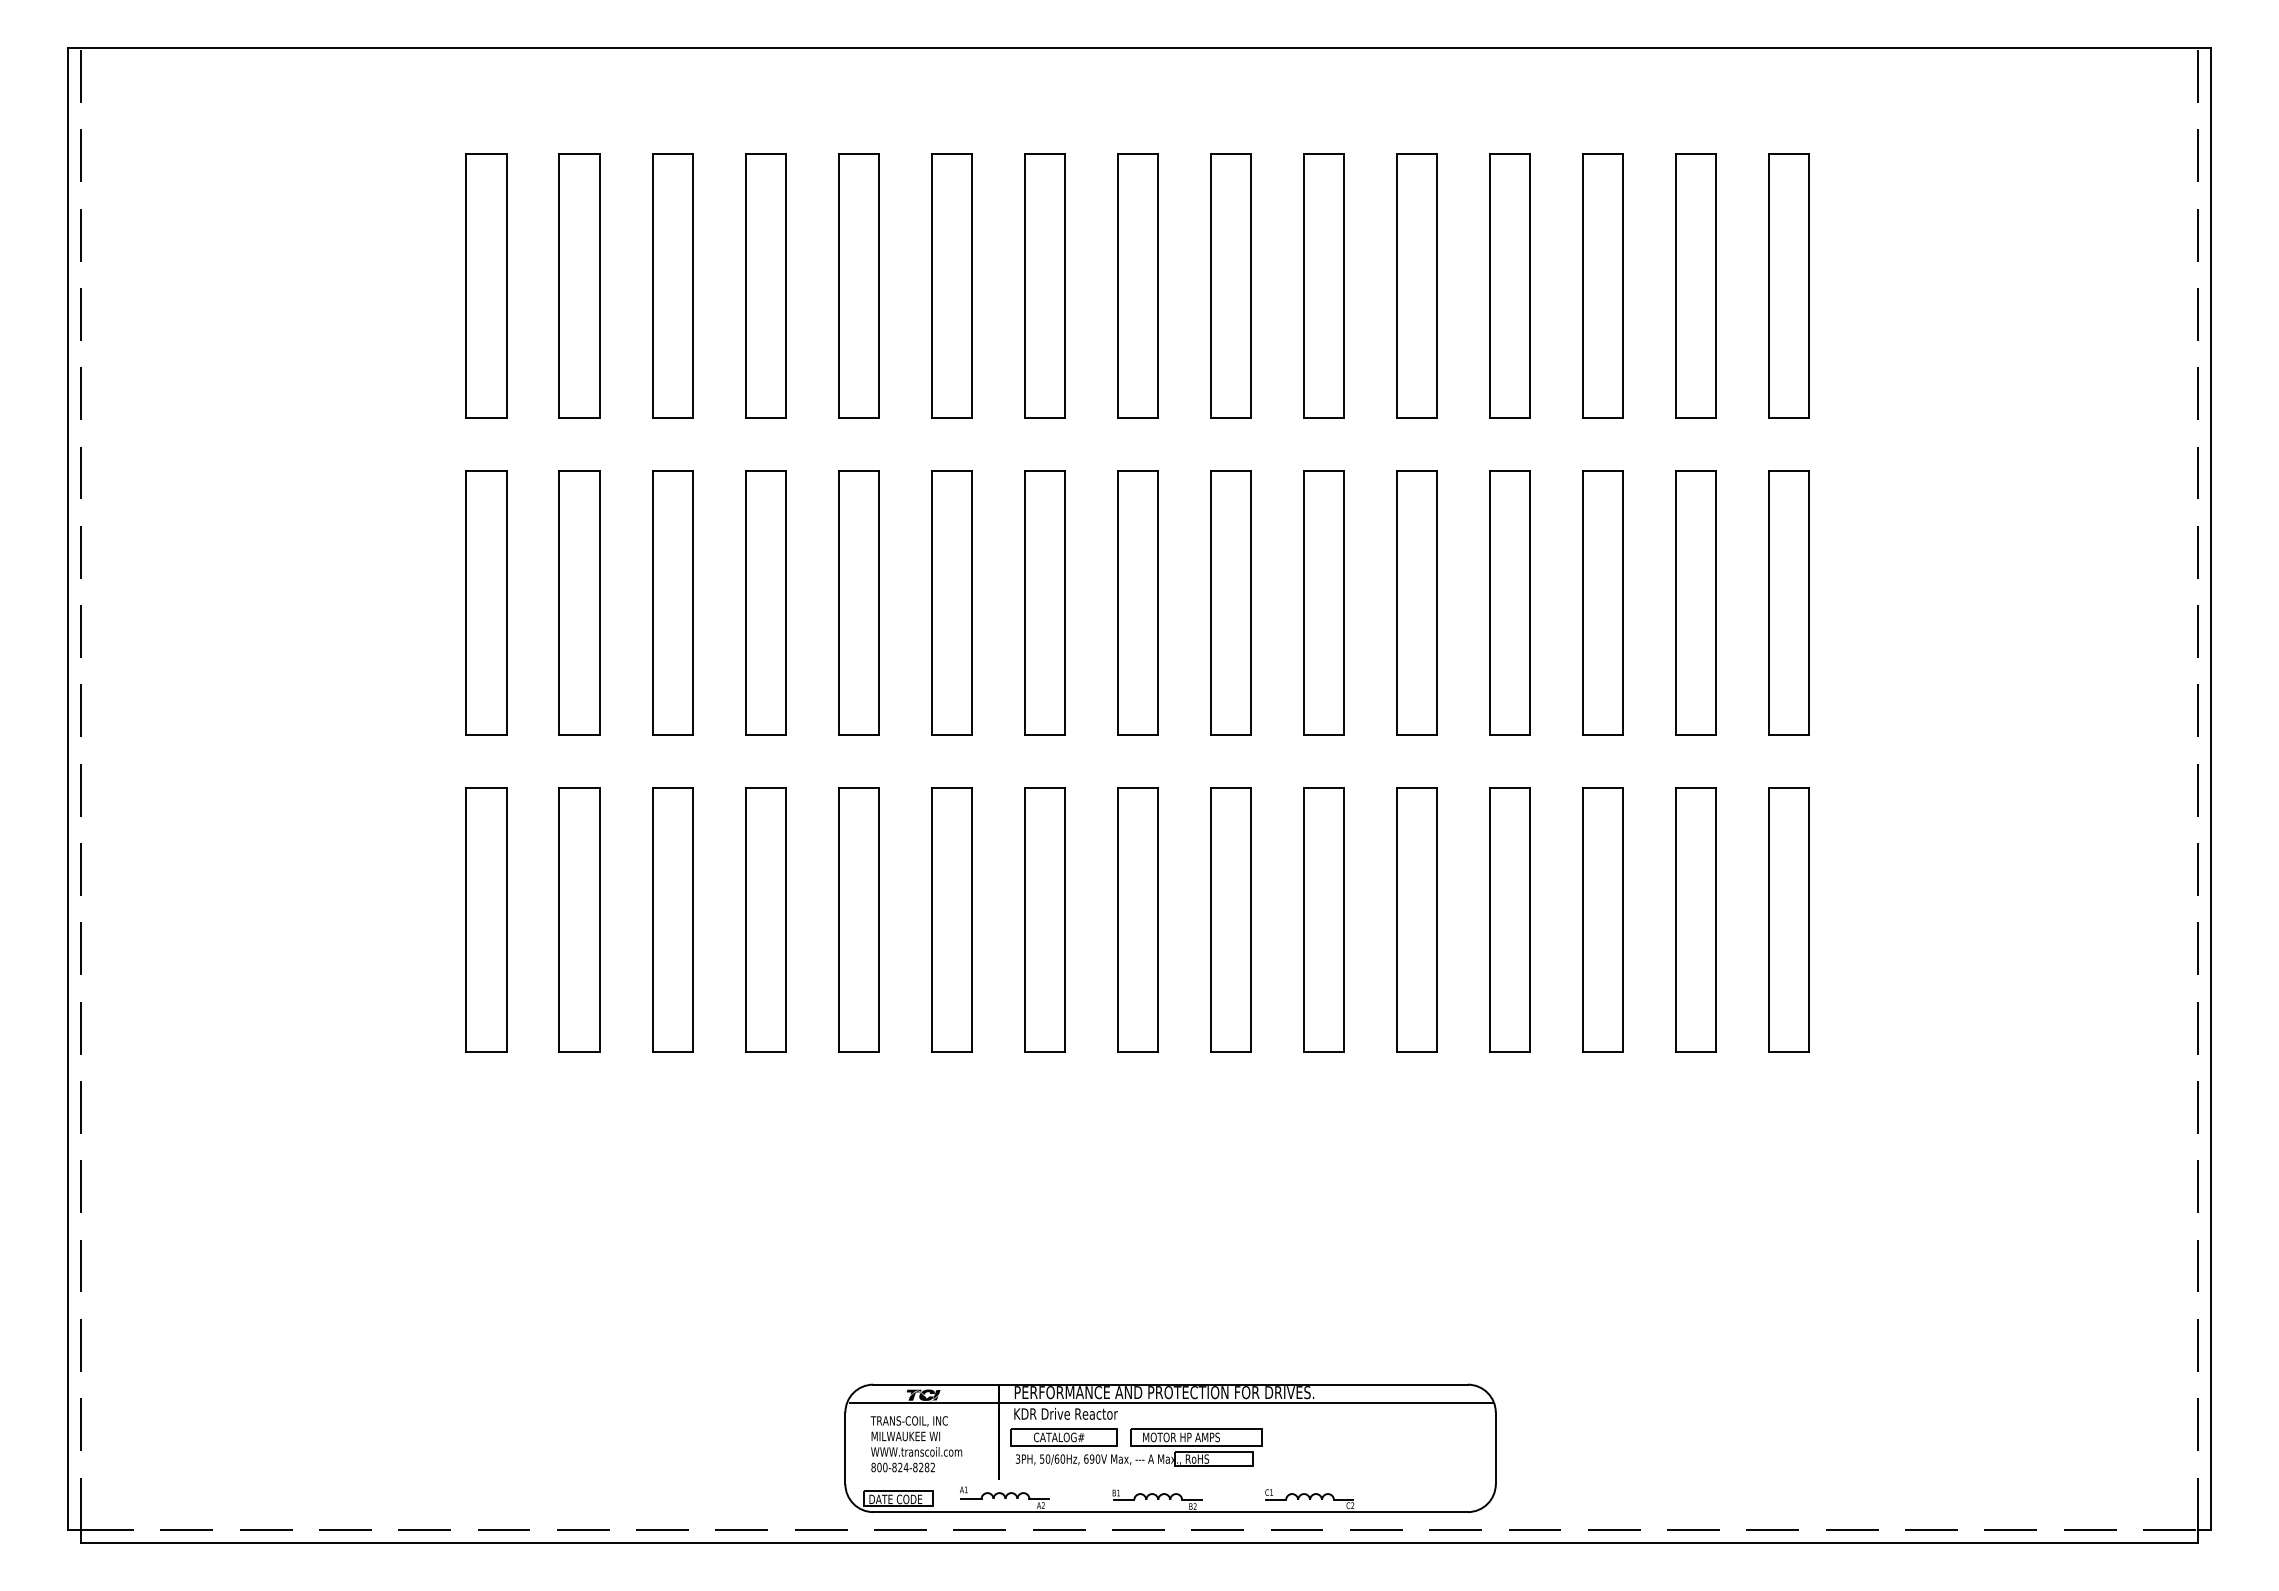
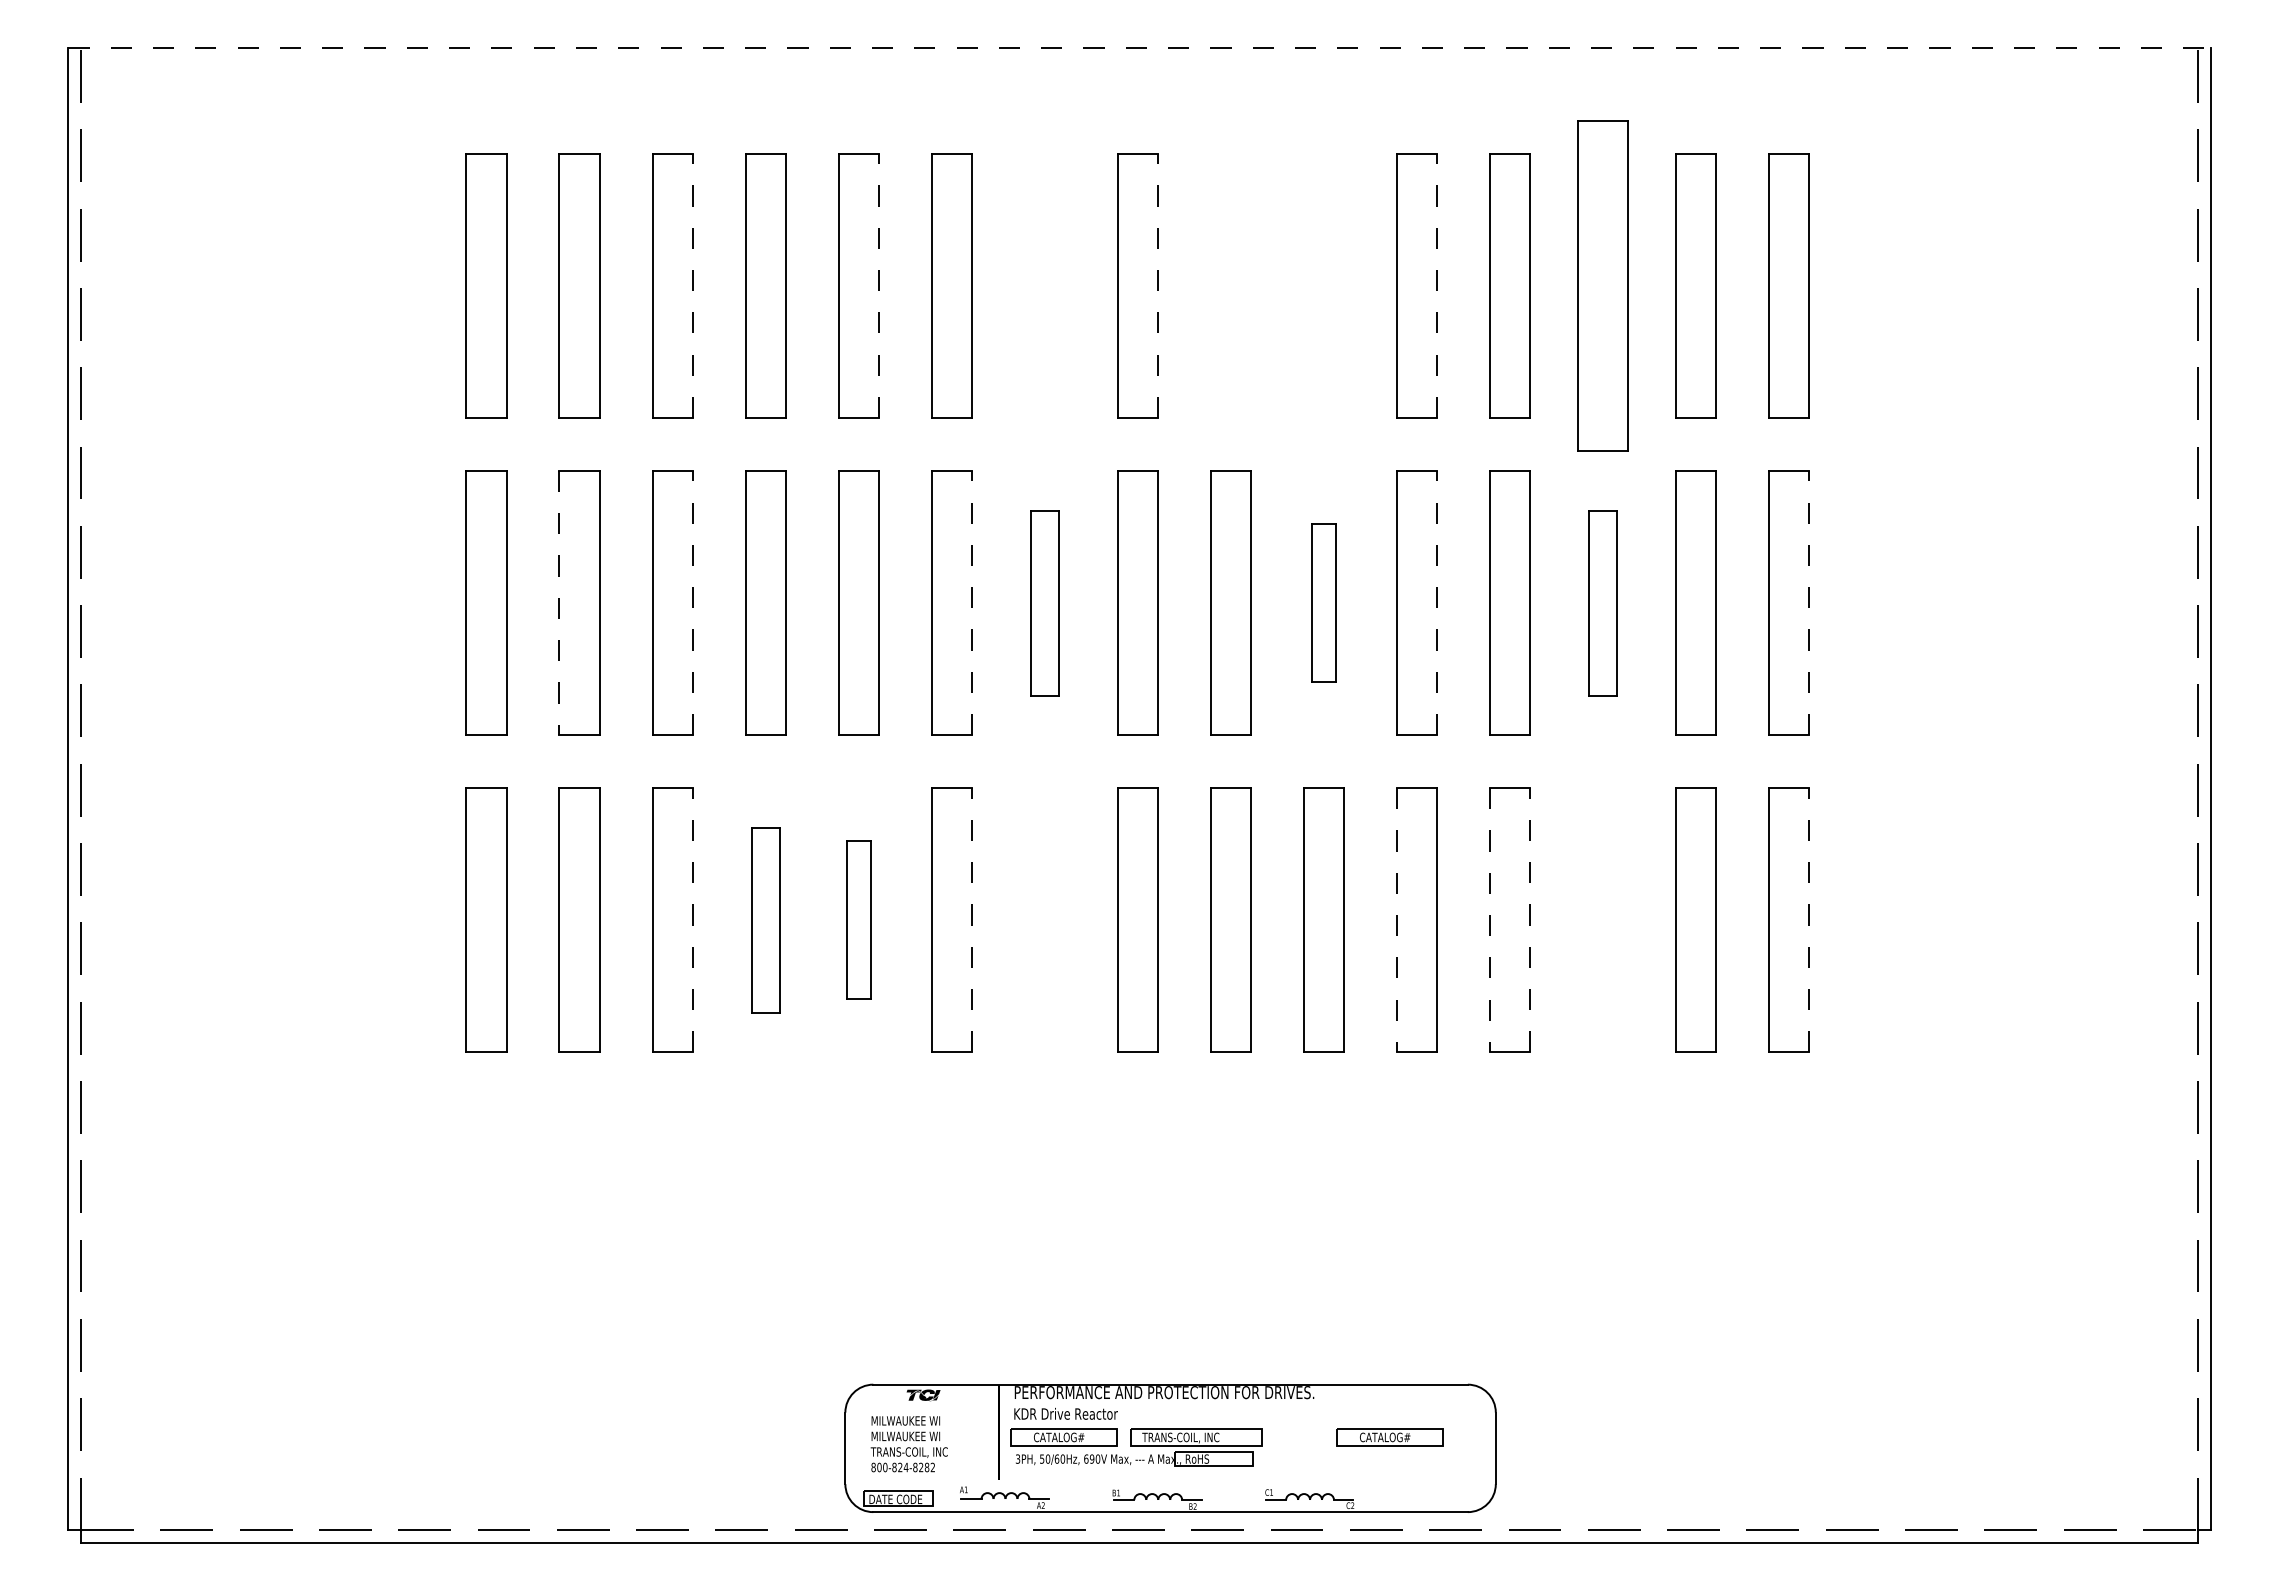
line: solid -> dashed (1140, 47)
line: solid -> dashed (692, 285)
line: solid -> dashed (878, 285)
part: present -> none (1044, 285)
line: solid -> dashed (1158, 285)
part: present -> none (1230, 285)
part: present -> none (1323, 285)
line: solid -> dashed (1437, 285)
part size: 42x266 px -> 52x332 px (1602, 285)
line: solid -> dashed (692, 602)
line: solid -> dashed (971, 602)
part size: 42x266 px -> 30x187 px (1044, 603)
part size: 42x266 px -> 26x160 px (1323, 602)
line: solid -> dashed (1437, 602)
part size: 42x266 px -> 30x187 px (1602, 603)
line: solid -> dashed (1809, 602)
line: solid -> dashed (559, 603)
line: solid -> dashed (692, 919)
part size: 42x266 px -> 30x187 px (765, 920)
part size: 42x266 px -> 26x160 px (858, 919)
line: solid -> dashed (971, 919)
part: present -> none (1044, 919)
line: solid -> dashed (1530, 919)
part: present -> none (1602, 919)
line: solid -> dashed (1809, 919)
line: solid -> dashed (1396, 920)
line: solid -> dashed (1489, 920)
line: present -> none (1170, 1403)
text: TRANS-COIL, INC -> MILWAUKEE WI (908, 1421)
text: MOTOR HP AMPS -> TRANS-COIL, INC (1180, 1437)
part: none -> present (1389, 1437)
text: WWW.transcoil.com -> TRANS-COIL, INC (916, 1452)
